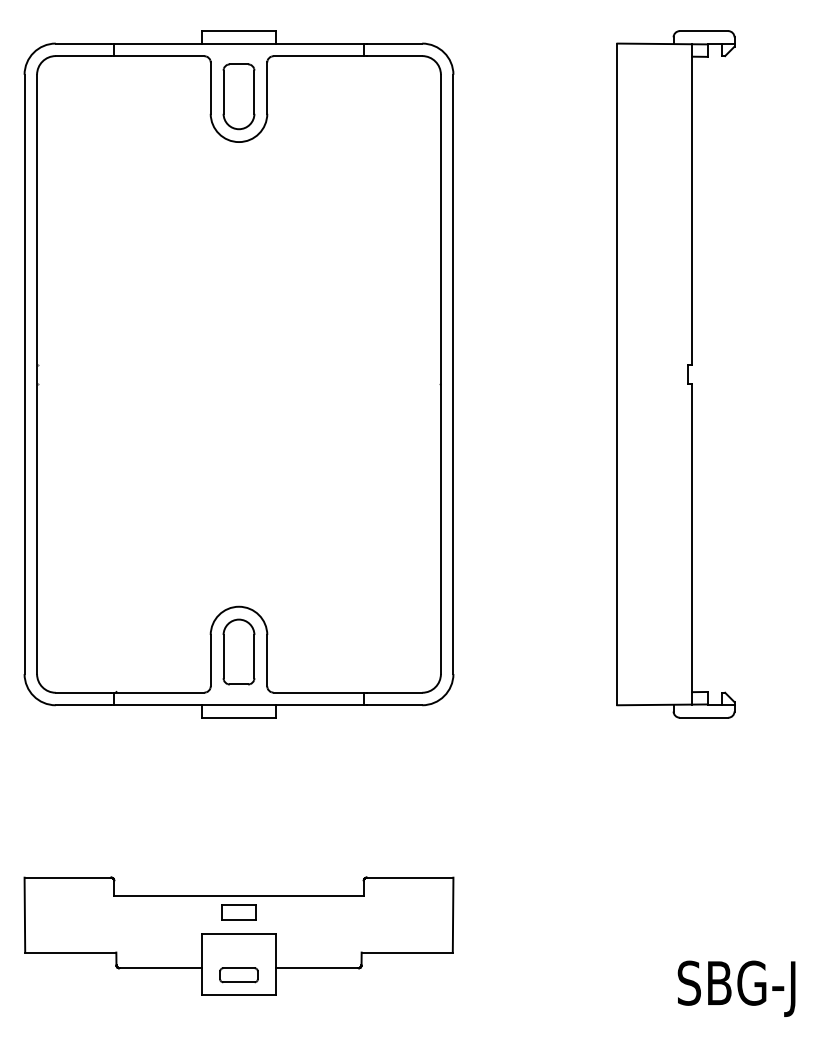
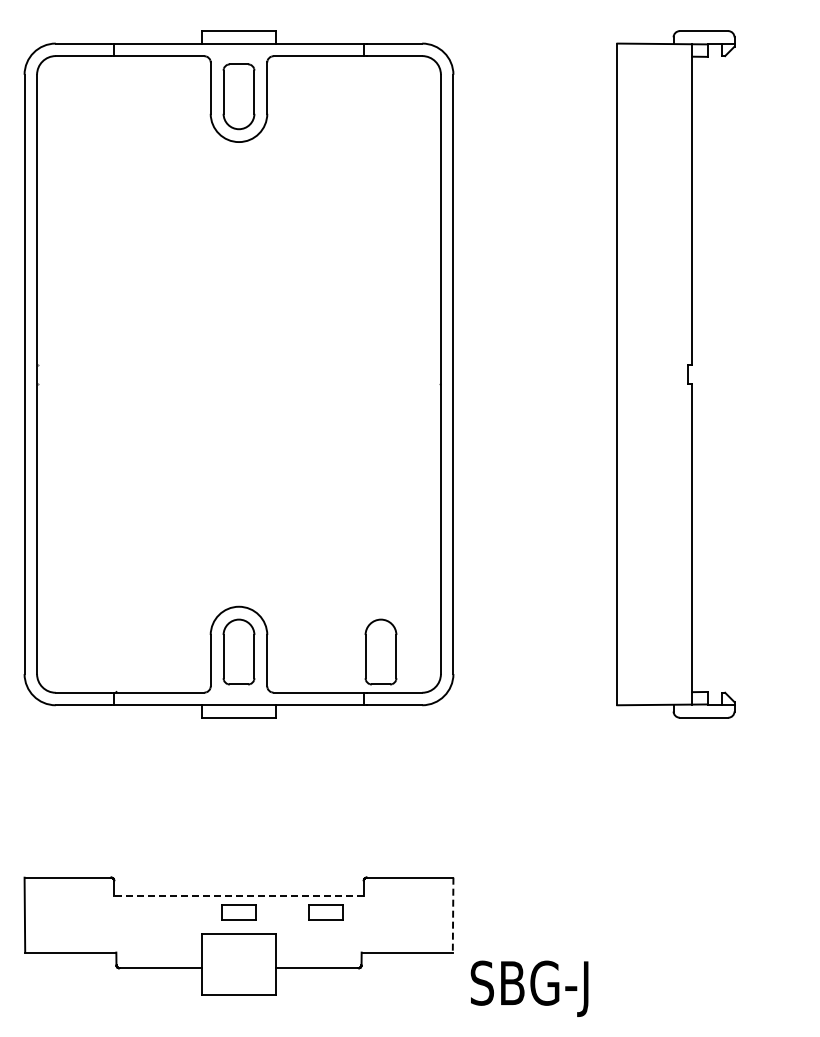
part: none -> present (380, 651)
line: solid -> dashed (239, 896)
part: none -> present (325, 912)
line: solid -> dashed (453, 915)
part: present -> none (238, 975)
text position: (736, 988) -> (529, 988) (529, 988)
